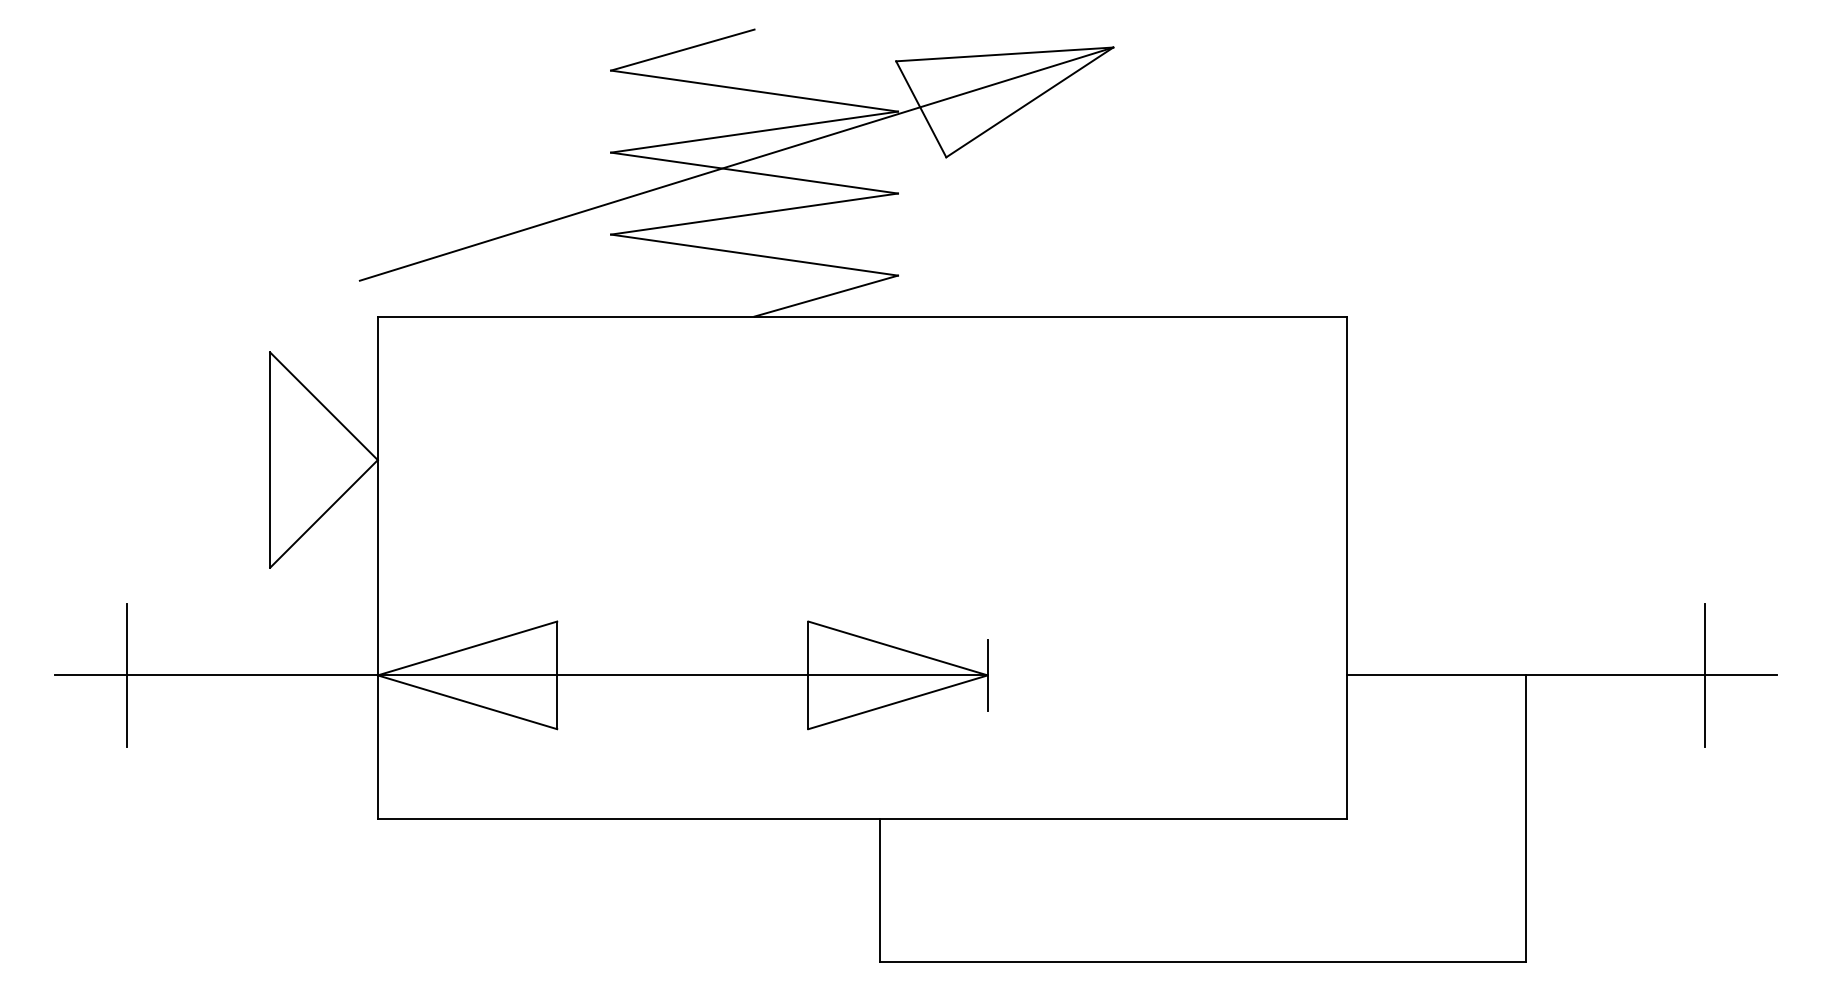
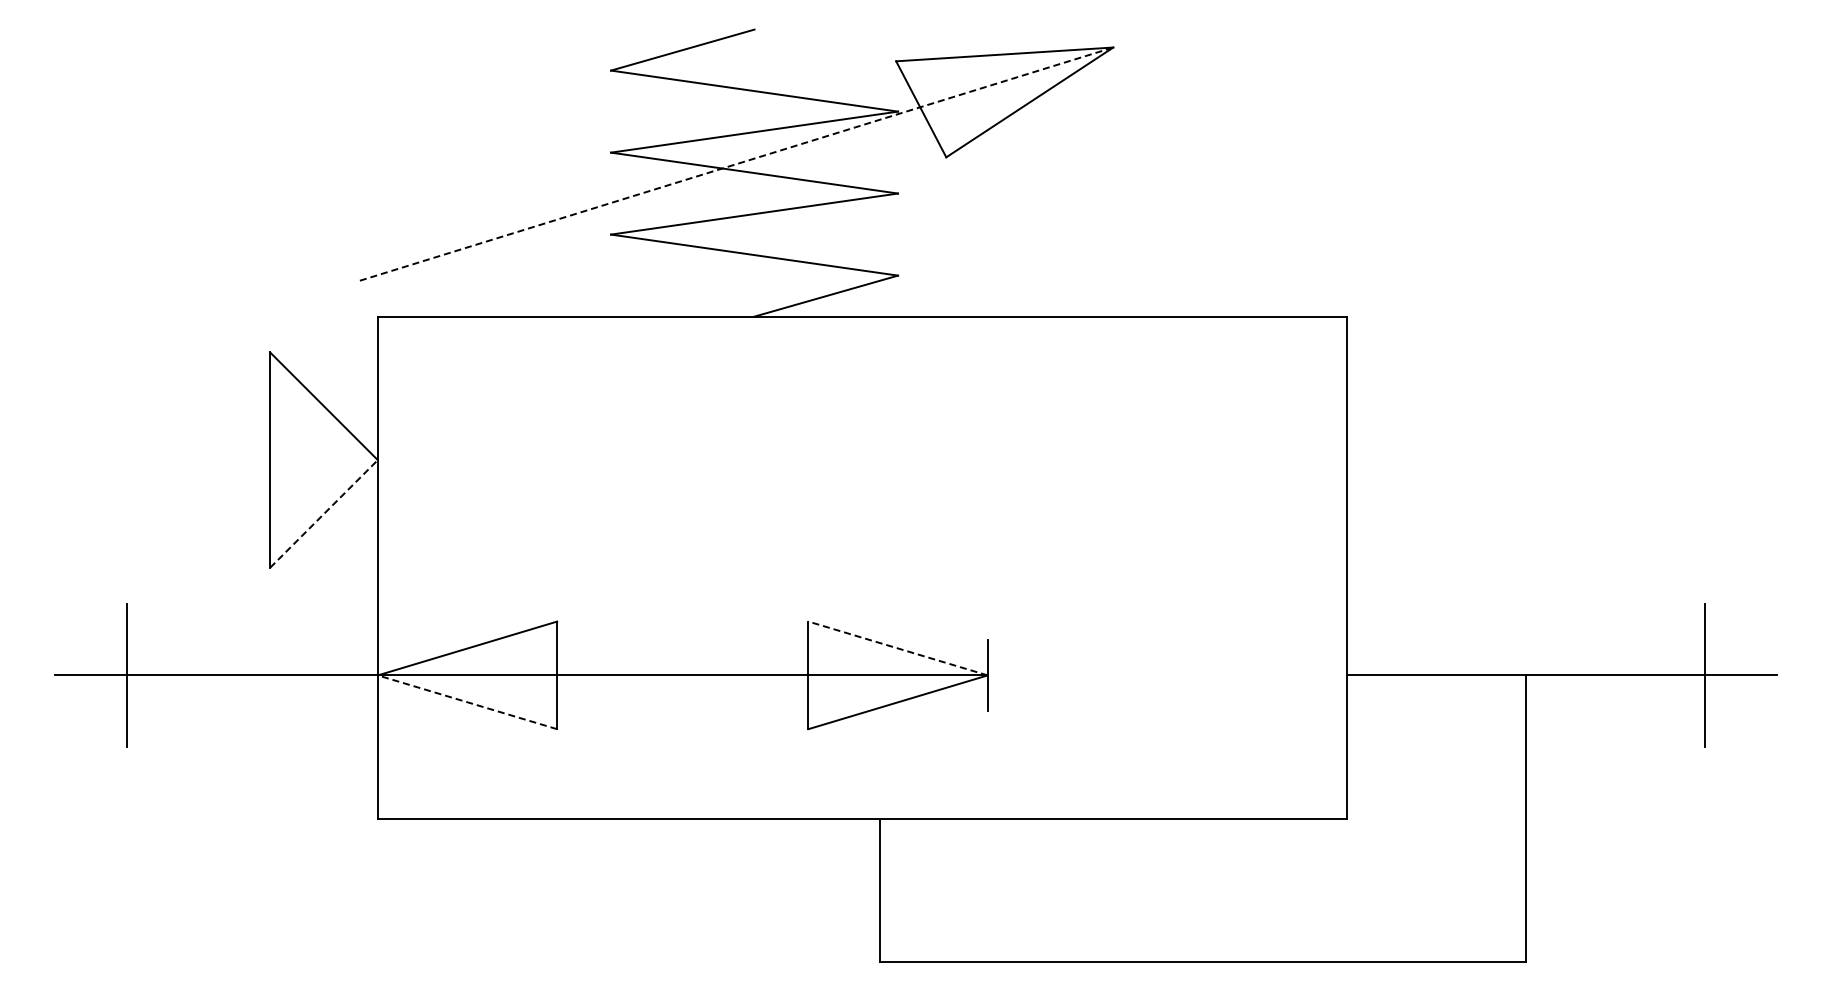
line: solid -> dashed (737, 163)
line: solid -> dashed (324, 513)
line: solid -> dashed (898, 648)
line: solid -> dashed (467, 702)
